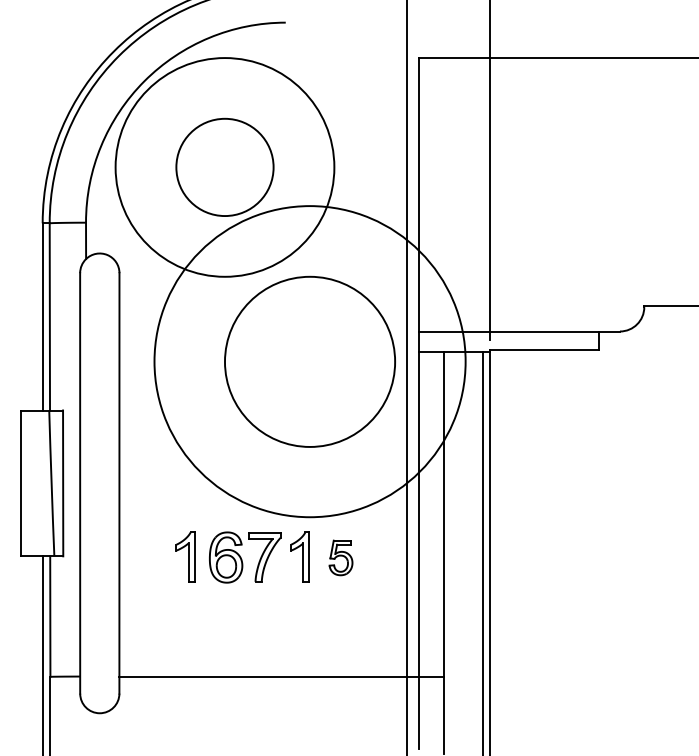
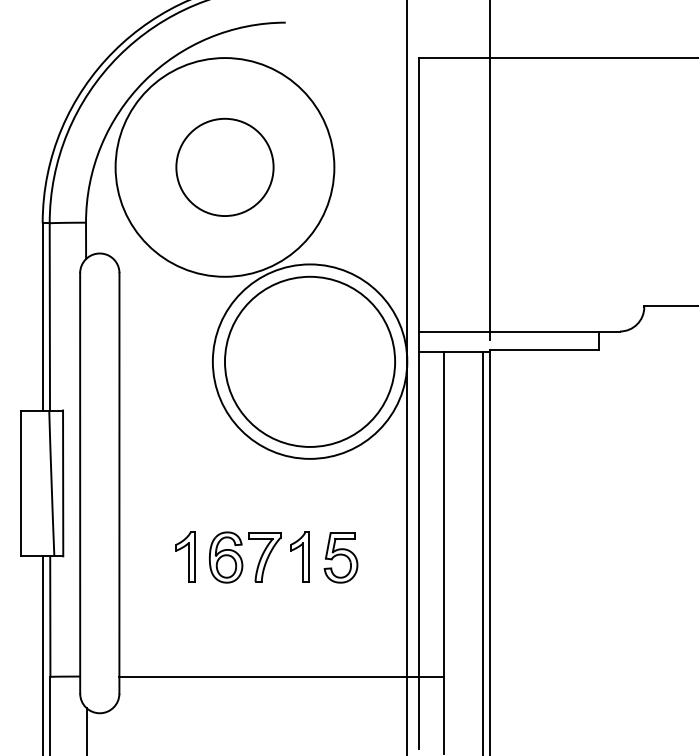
circle diameter: 311 px -> 194 px (309, 361)
part size: 26x38 px -> 36x52 px (340, 557)
line: none -> present (86, 730)
